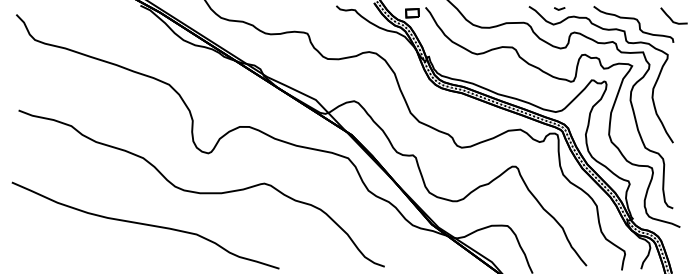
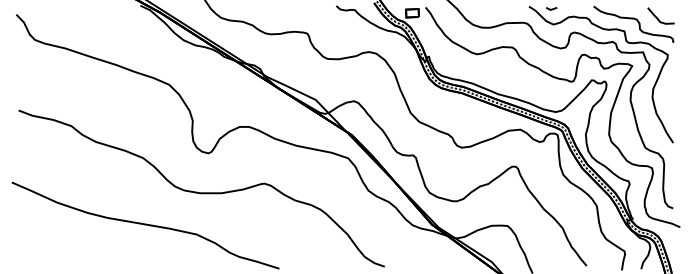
line position: (559, 8) -> (551, 8) (551, 8)
curve position: (670, 17) -> (657, 17) (657, 17)
